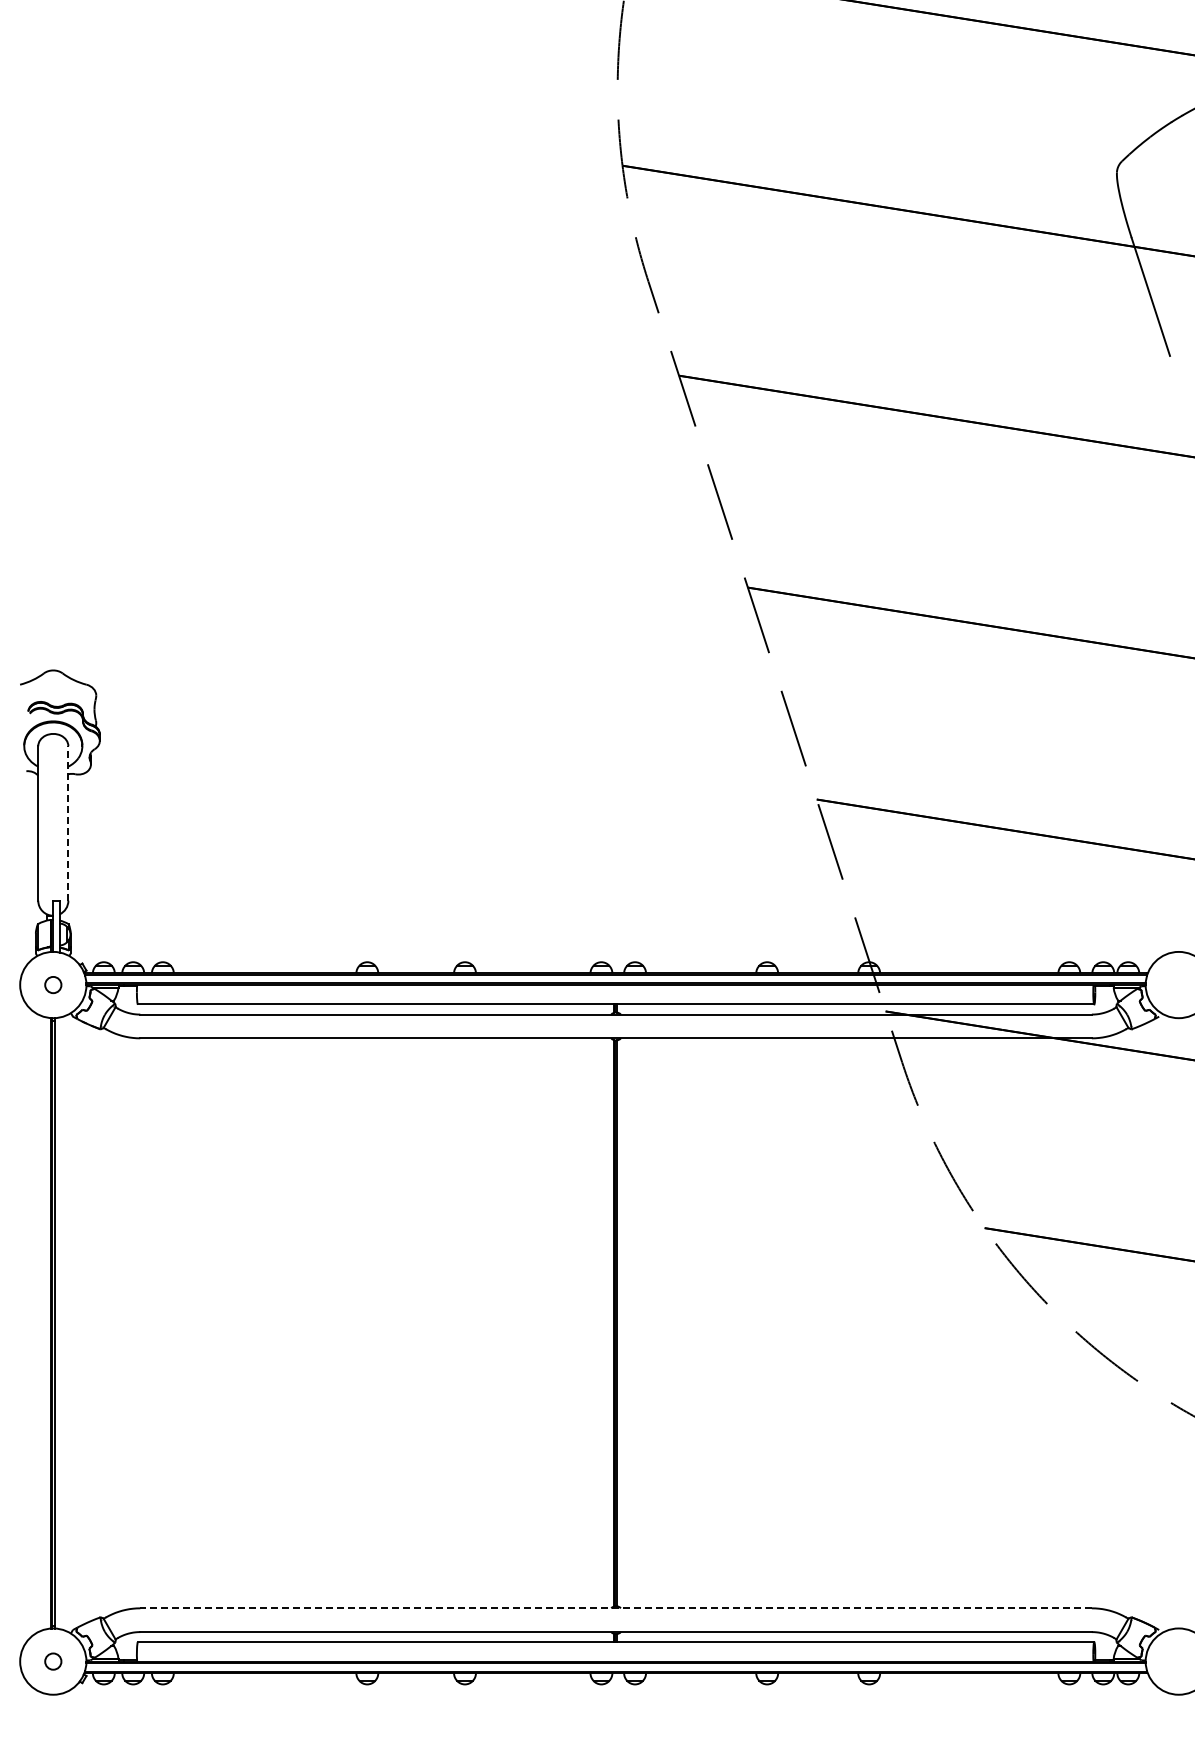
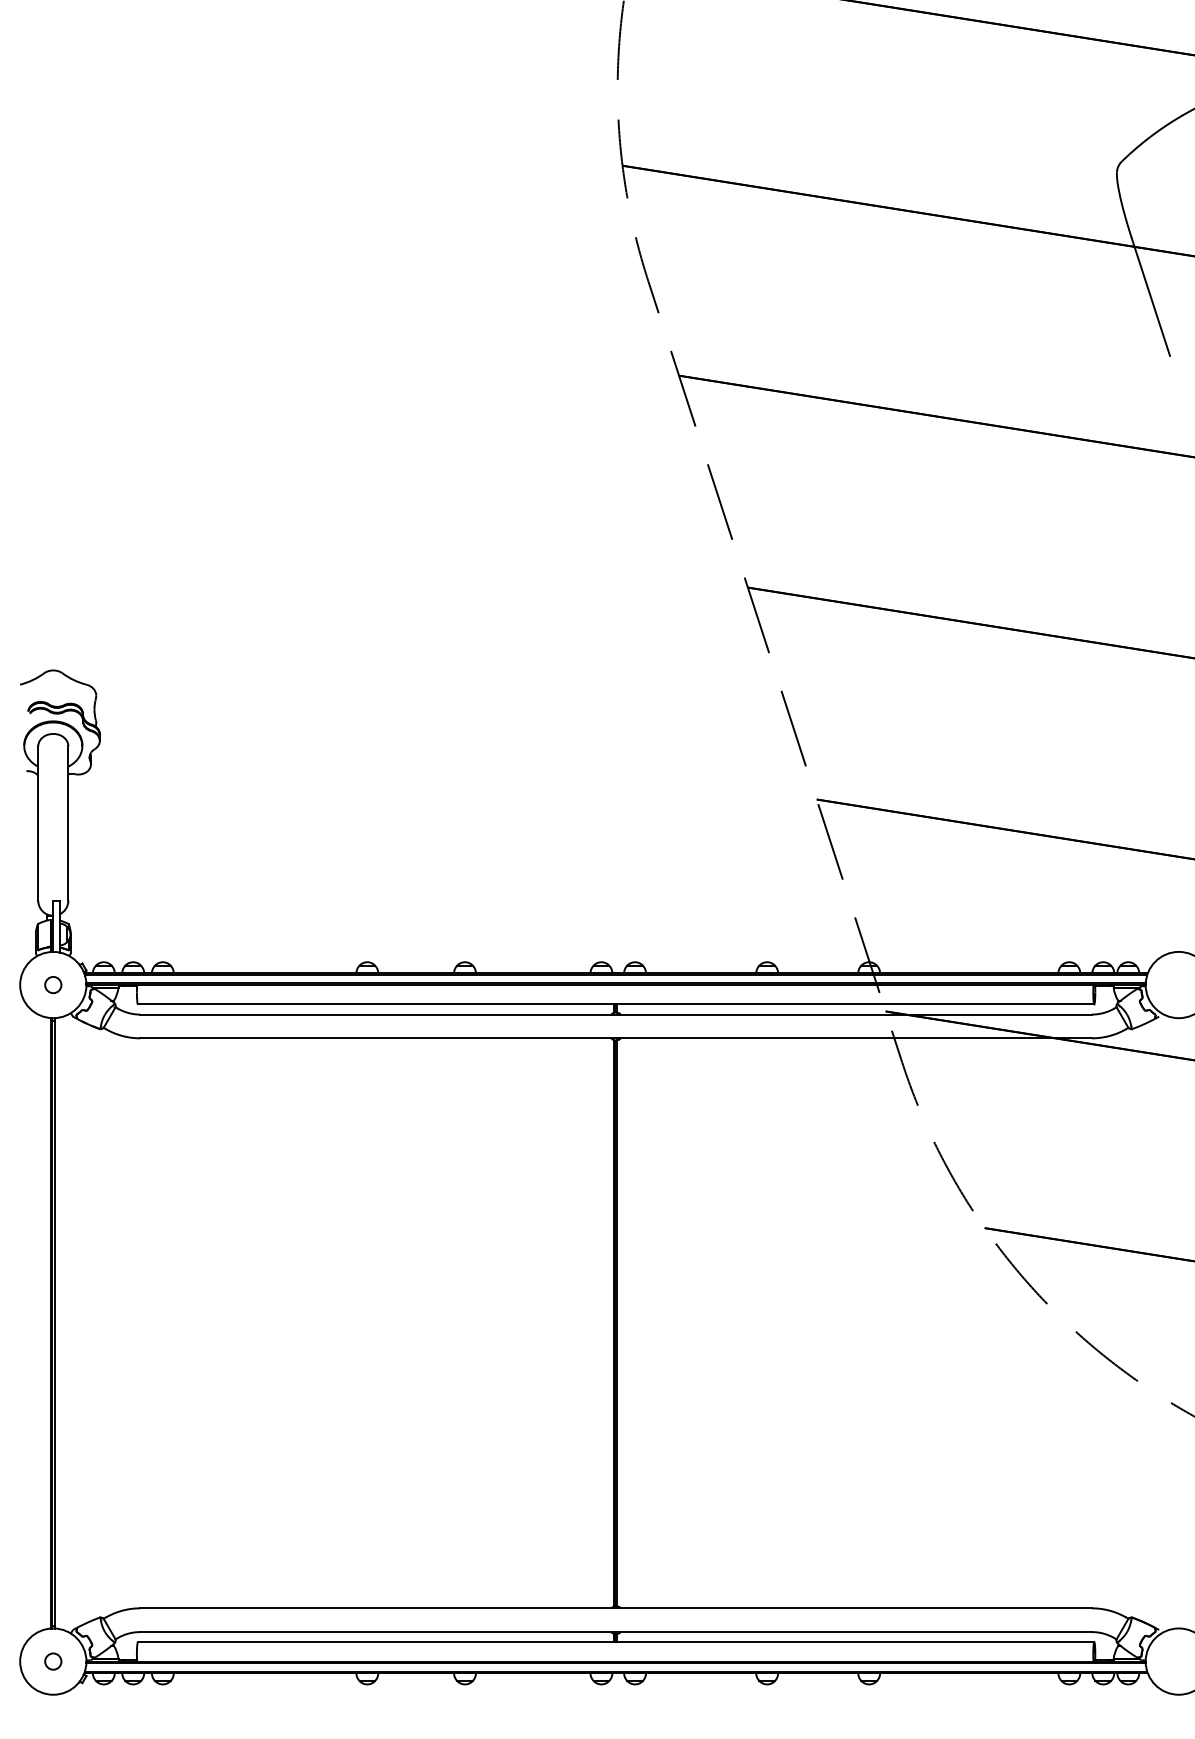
line: dashed -> solid (68, 822)
line: dashed -> solid (616, 1608)
